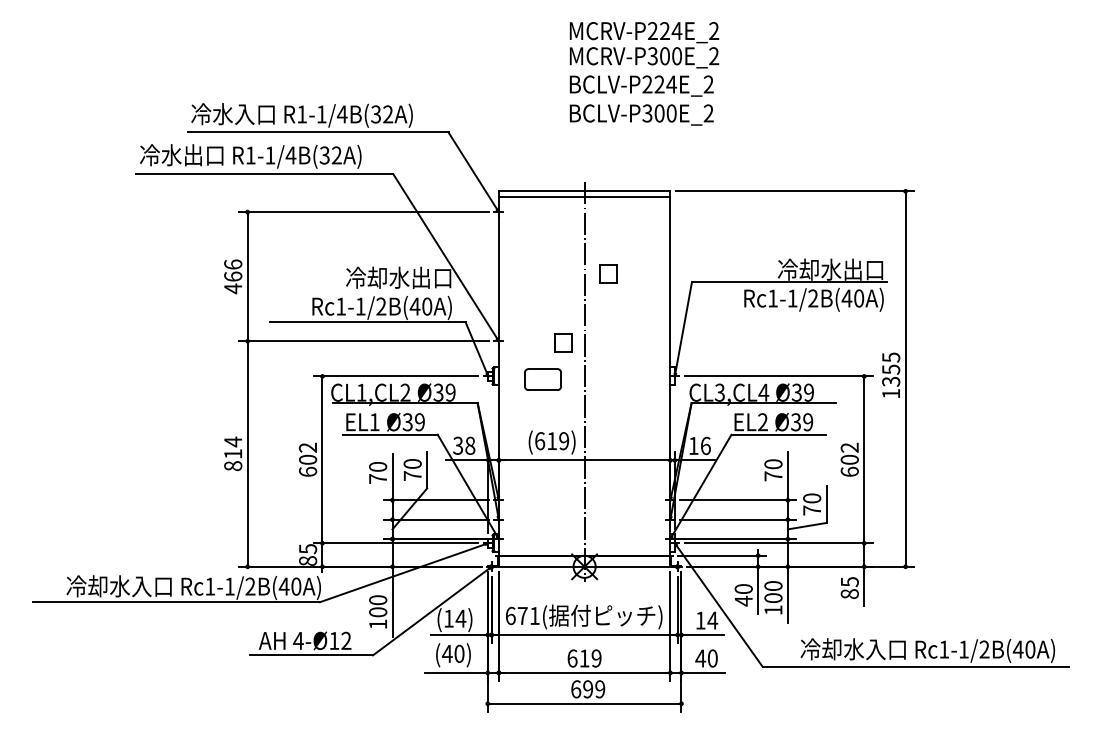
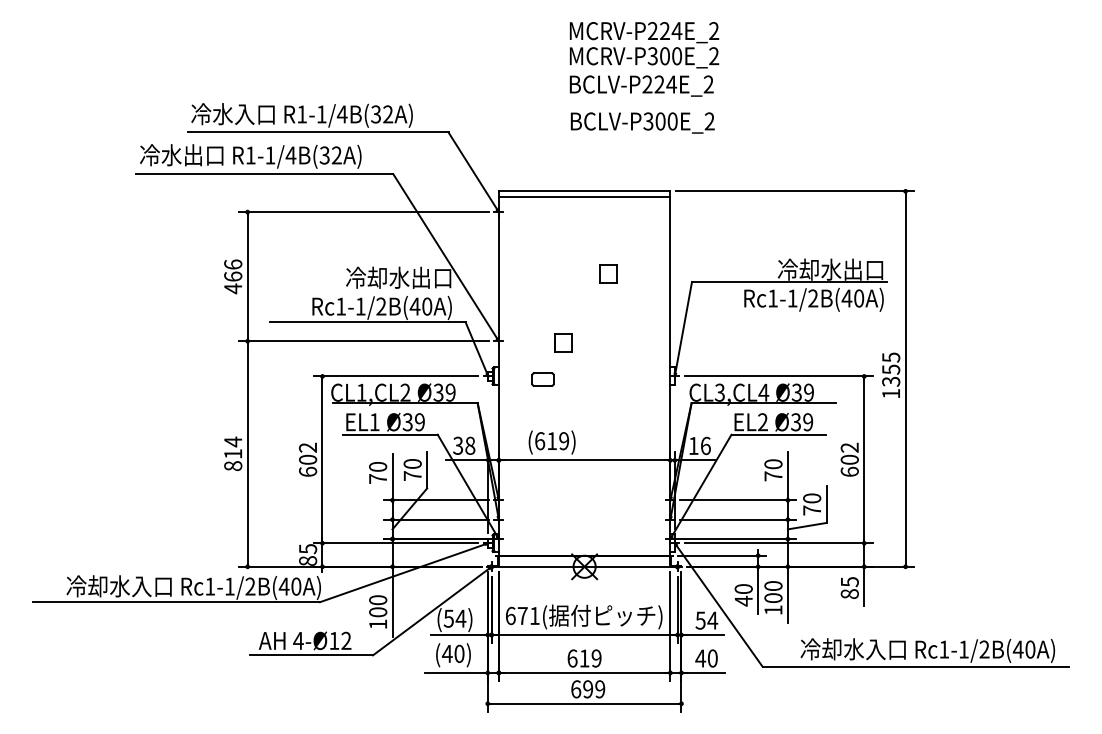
text position: (641, 114) -> (642, 122) (642, 122)
part size: 38x23 px -> 24x15 px (542, 379)
line: present -> none (584, 381)
text: (14) -> (54) (448, 618)
text: 14 -> 54 (700, 620)
